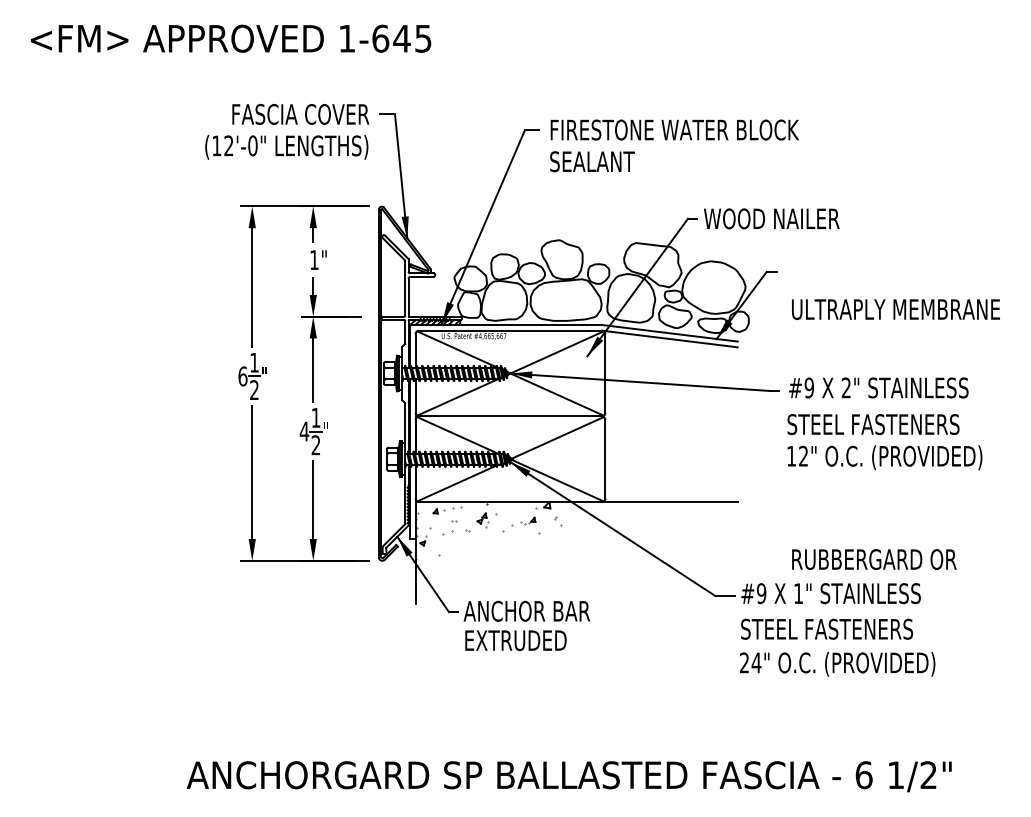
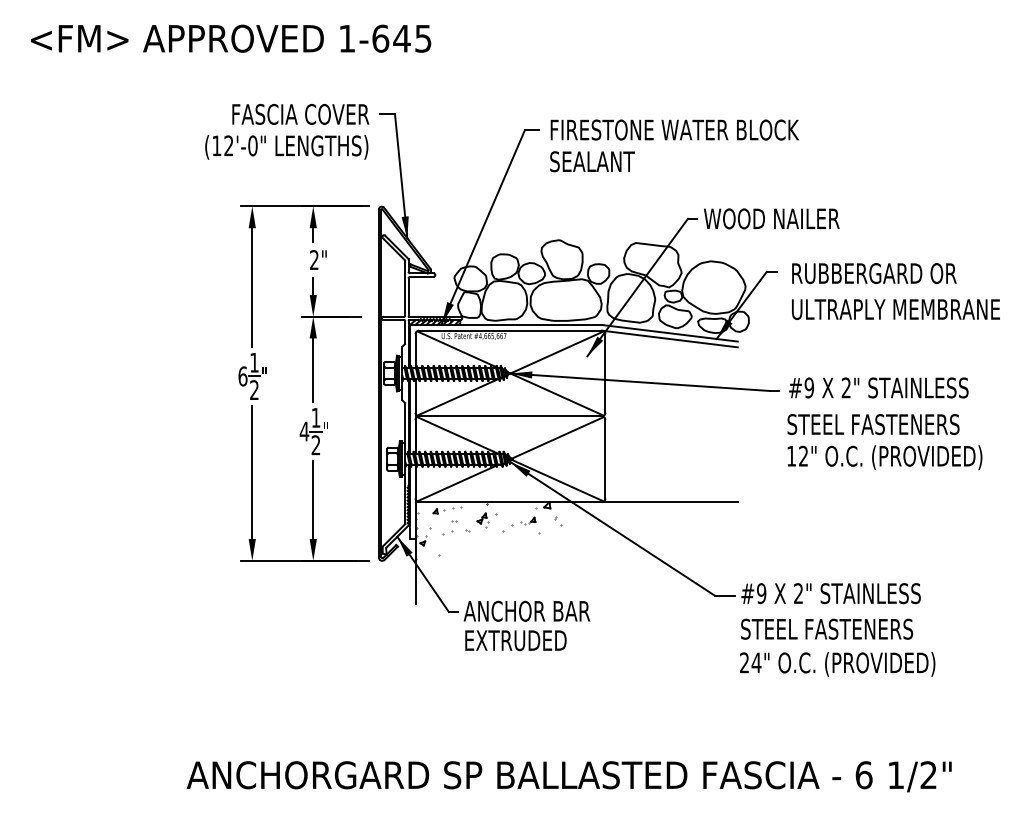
text: 1" -> 2" (314, 259)
text position: (874, 559) -> (874, 273) (874, 273)
text: 1" -> 2" (798, 593)
